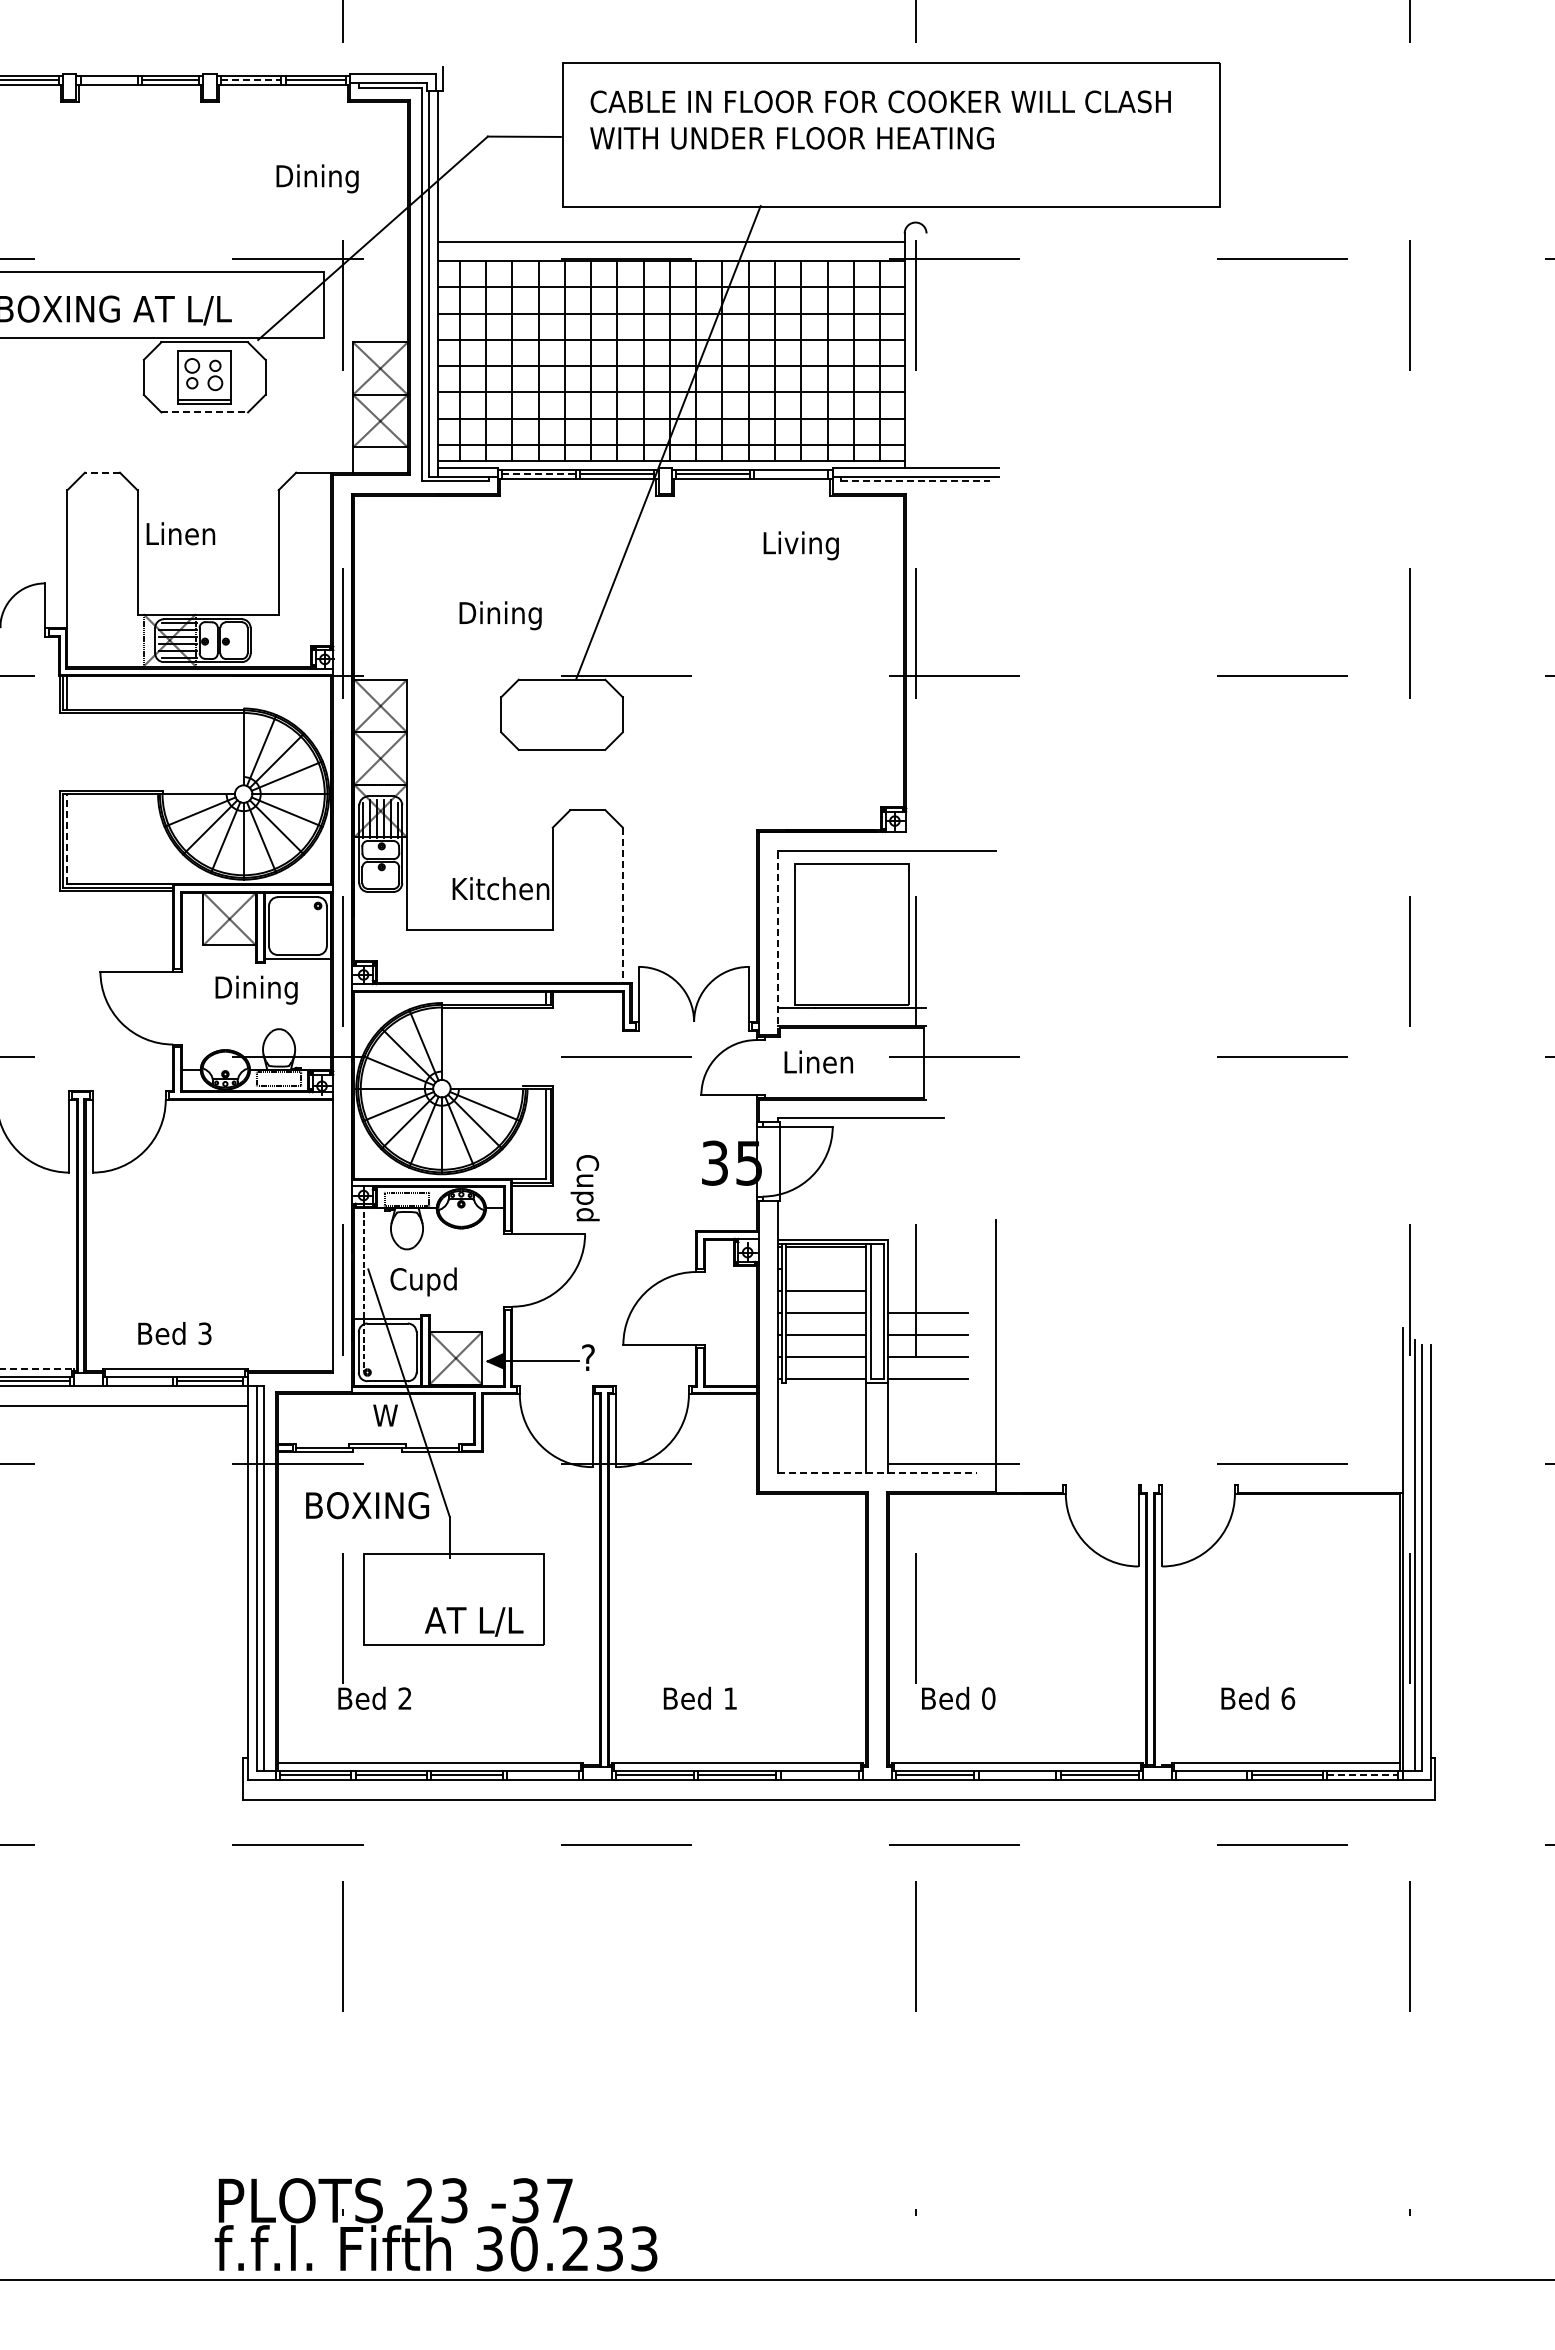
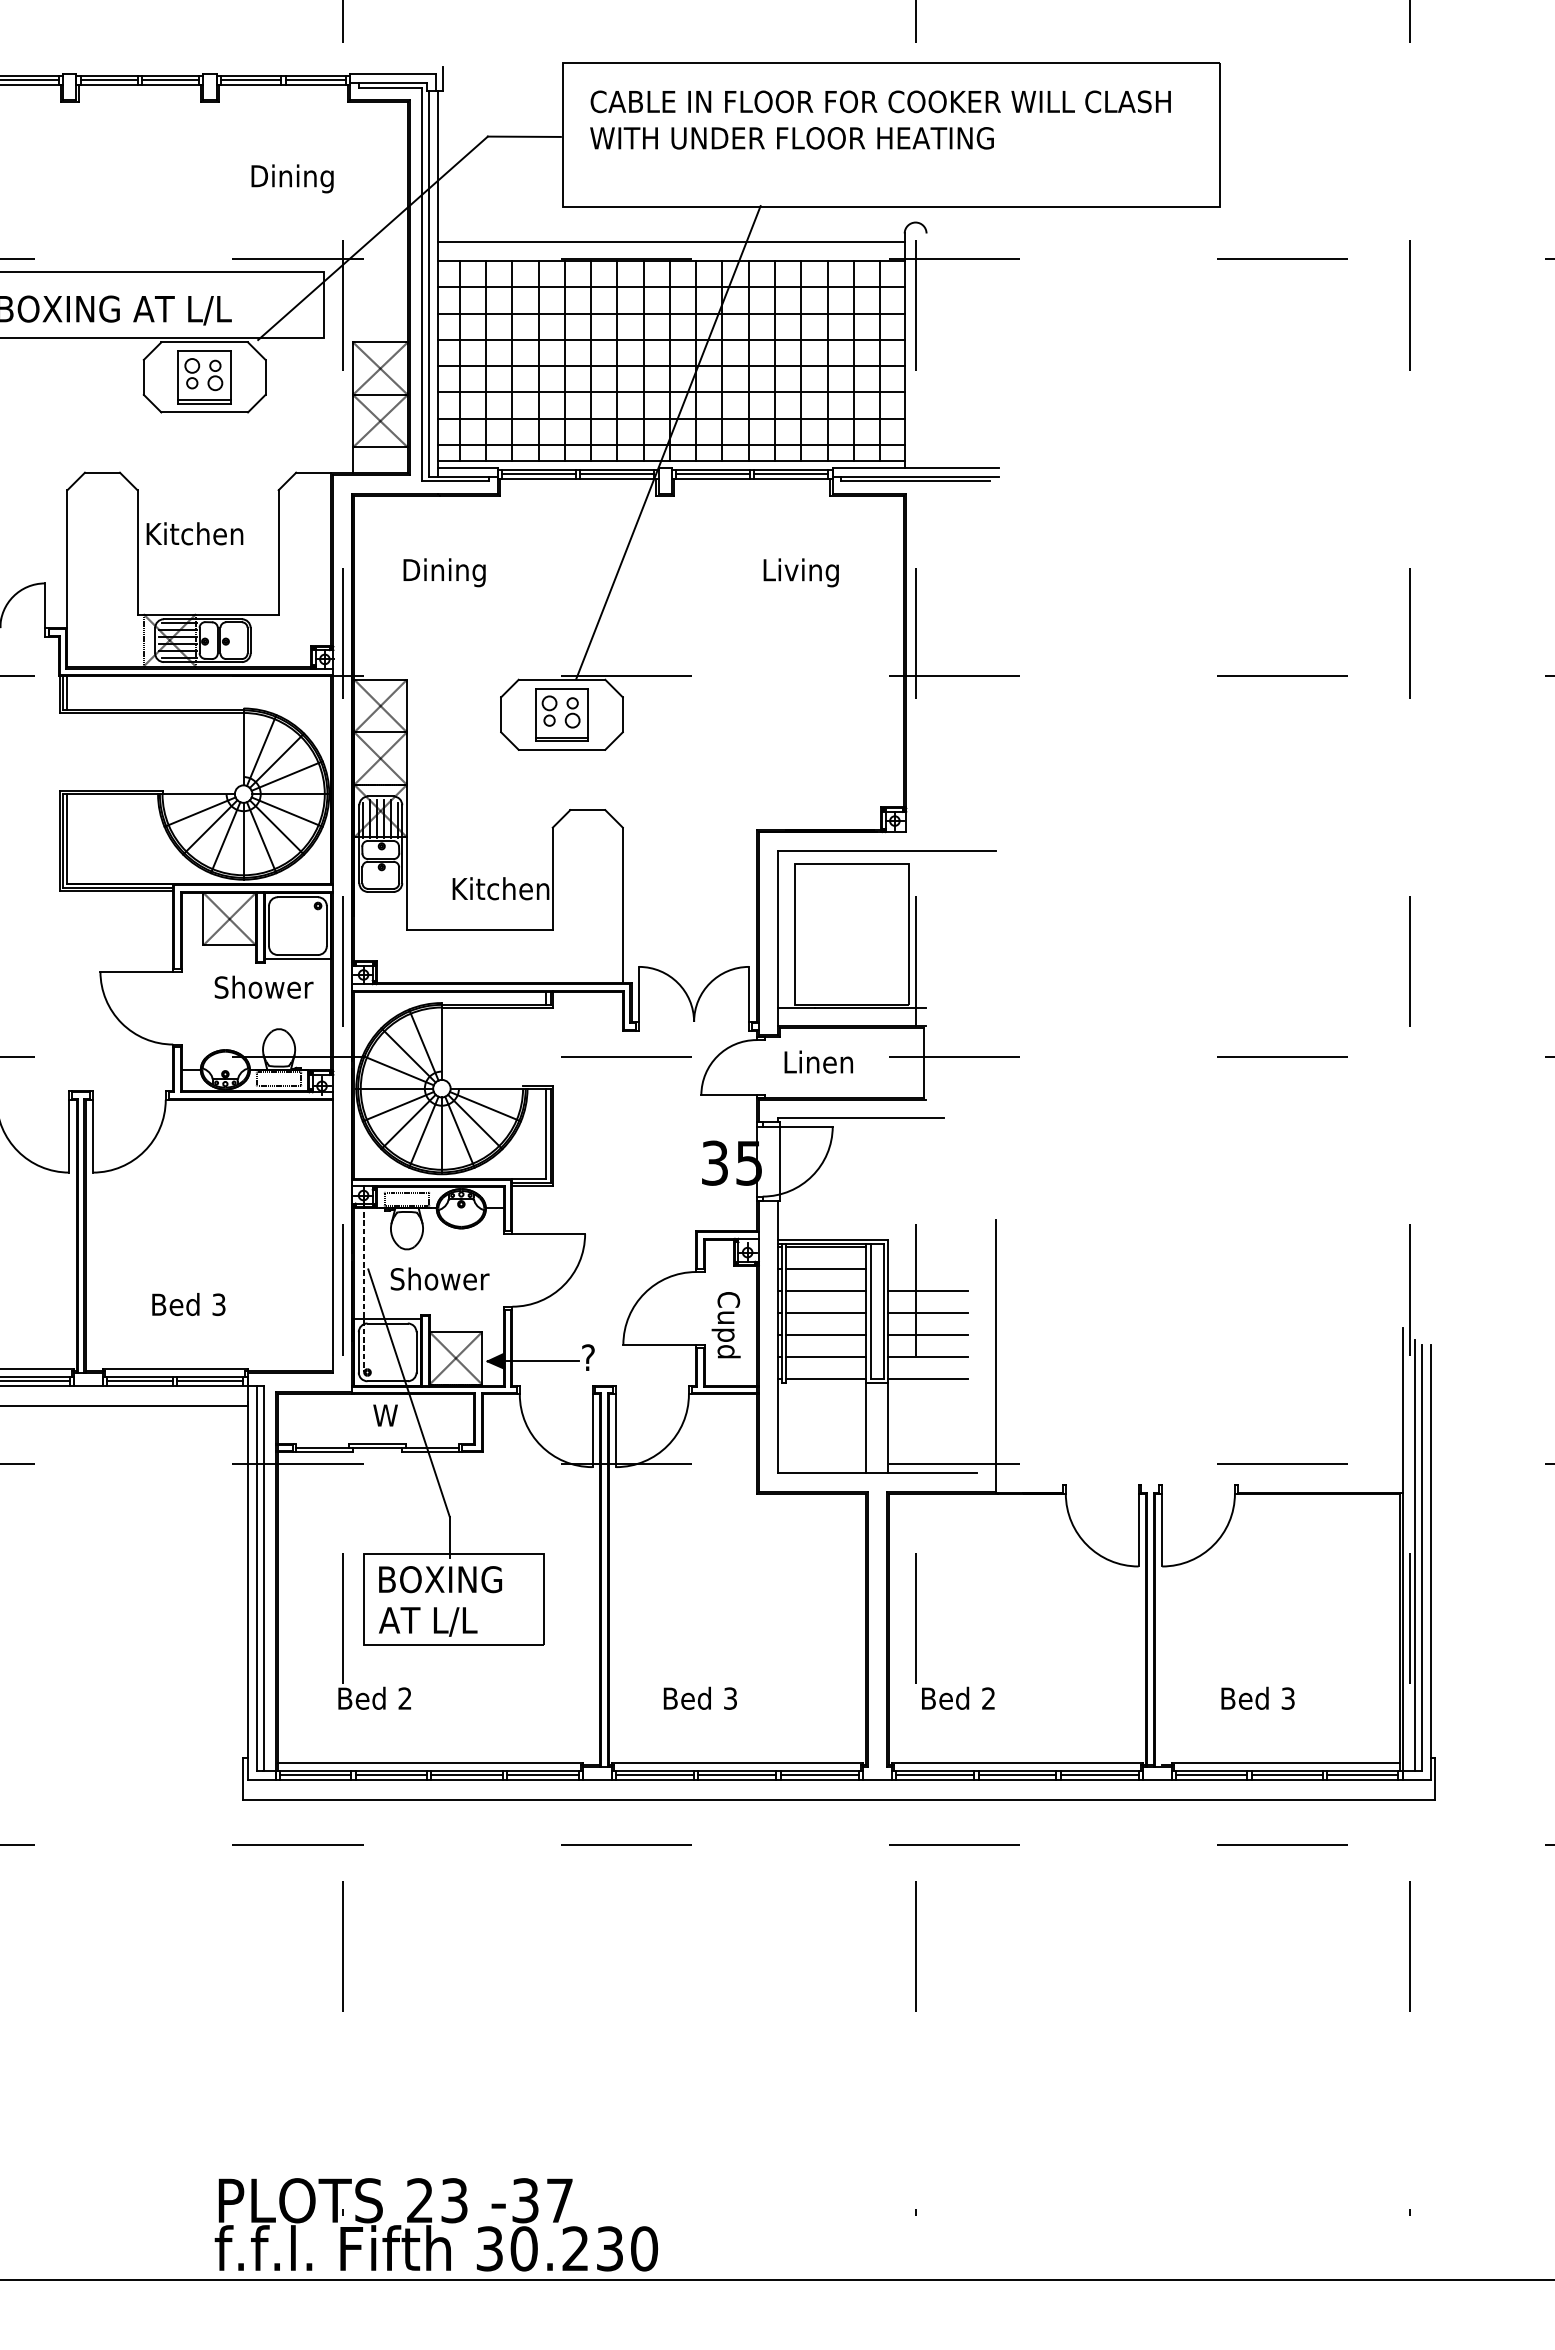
line: none -> present (108, 80)
line: dashed -> solid (251, 80)
text position: (317, 178) -> (292, 178) (292, 178)
line: dashed -> solid (205, 412)
line: dashed -> solid (102, 472)
line: dashed -> solid (539, 474)
line: none -> present (791, 474)
line: dashed -> solid (916, 481)
text: Linen -> Kitchen (196, 533)
text position: (800, 545) -> (800, 572) (800, 572)
text position: (500, 615) -> (444, 572) (444, 572)
part: none -> present (561, 714)
line: dashed -> solid (67, 839)
line: dashed -> solid (622, 905)
line: dashed -> solid (777, 942)
text: Dining -> Shower (263, 989)
text position: (584, 1188) -> (725, 1325) (725, 1325)
line: none -> present (826, 1269)
text: Cupd -> Shower (439, 1281)
line: none -> present (928, 1291)
text position: (174, 1333) -> (188, 1304) (188, 1304)
line: dashed -> solid (37, 1369)
line: none -> present (139, 1381)
line: dashed -> solid (877, 1472)
text position: (367, 1505) -> (440, 1579) (440, 1579)
text position: (474, 1621) -> (428, 1621) (428, 1621)
text: 1 -> 3 (730, 1698)
text: 0 -> 2 (988, 1698)
text: 6 -> 3 (1288, 1698)
line: none -> present (542, 1775)
line: none -> present (819, 1775)
line: none -> present (1017, 1775)
line: none -> present (1211, 1775)
line: dashed -> solid (1362, 1775)
text: 30.233 -> 30.230 (644, 2248)
